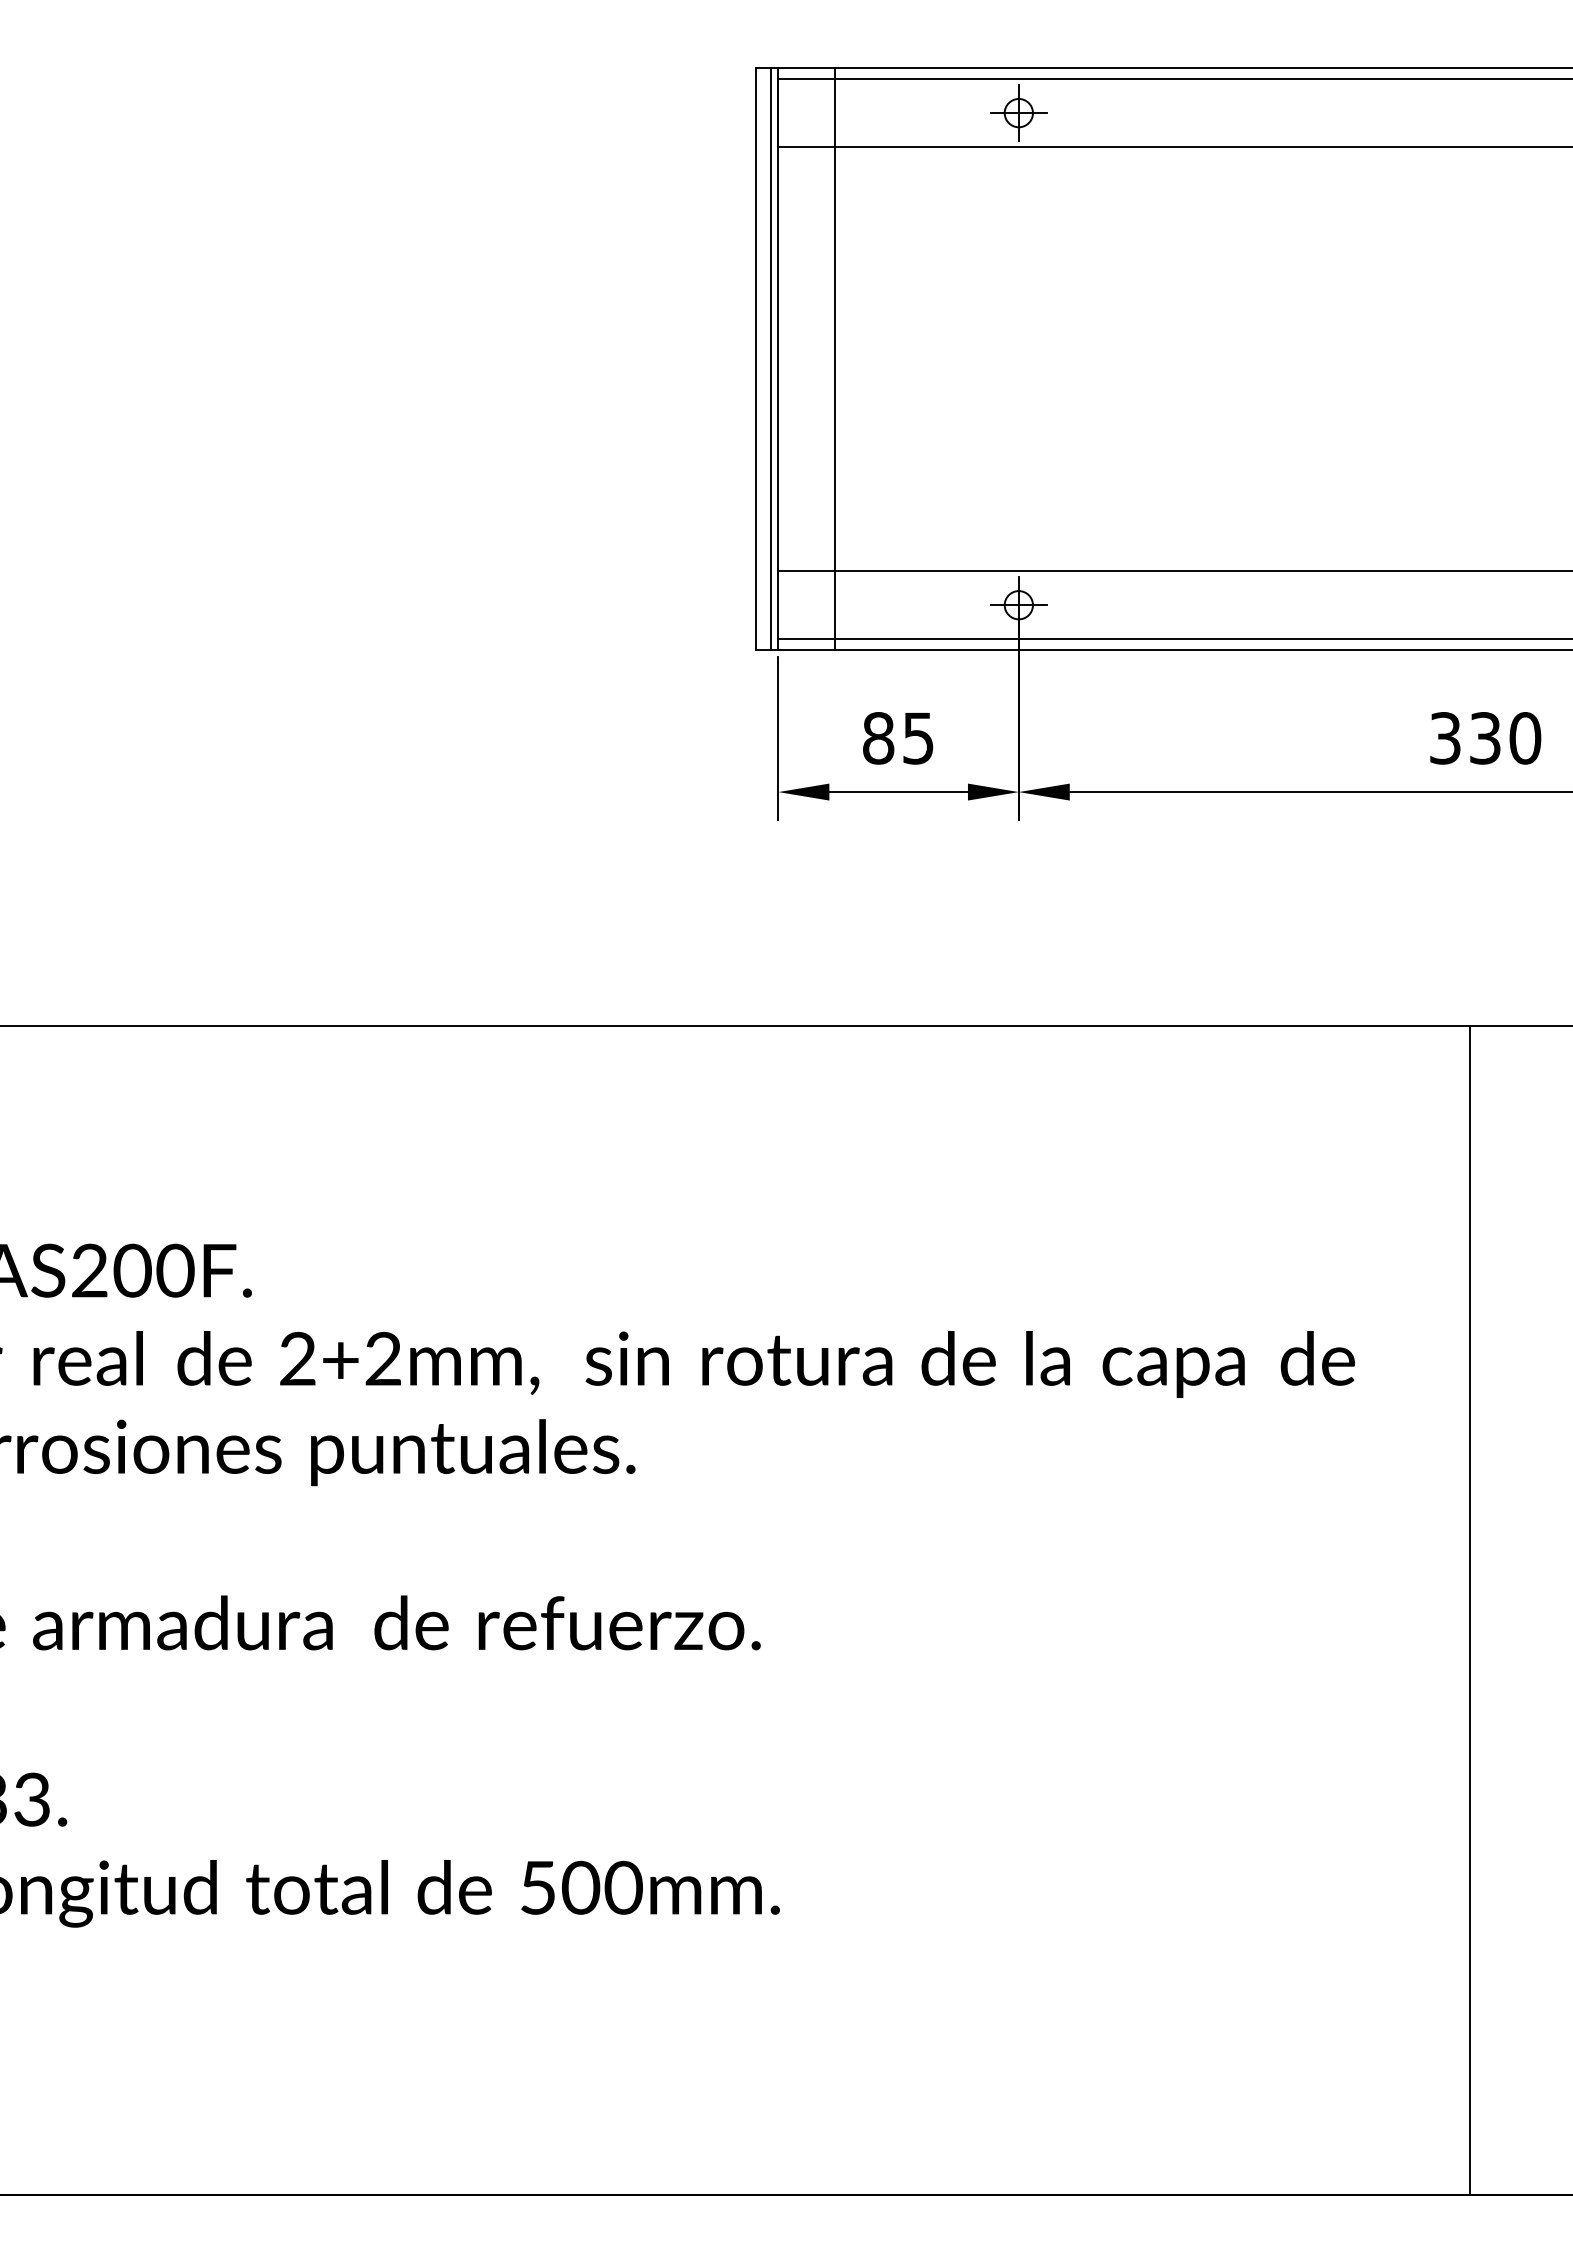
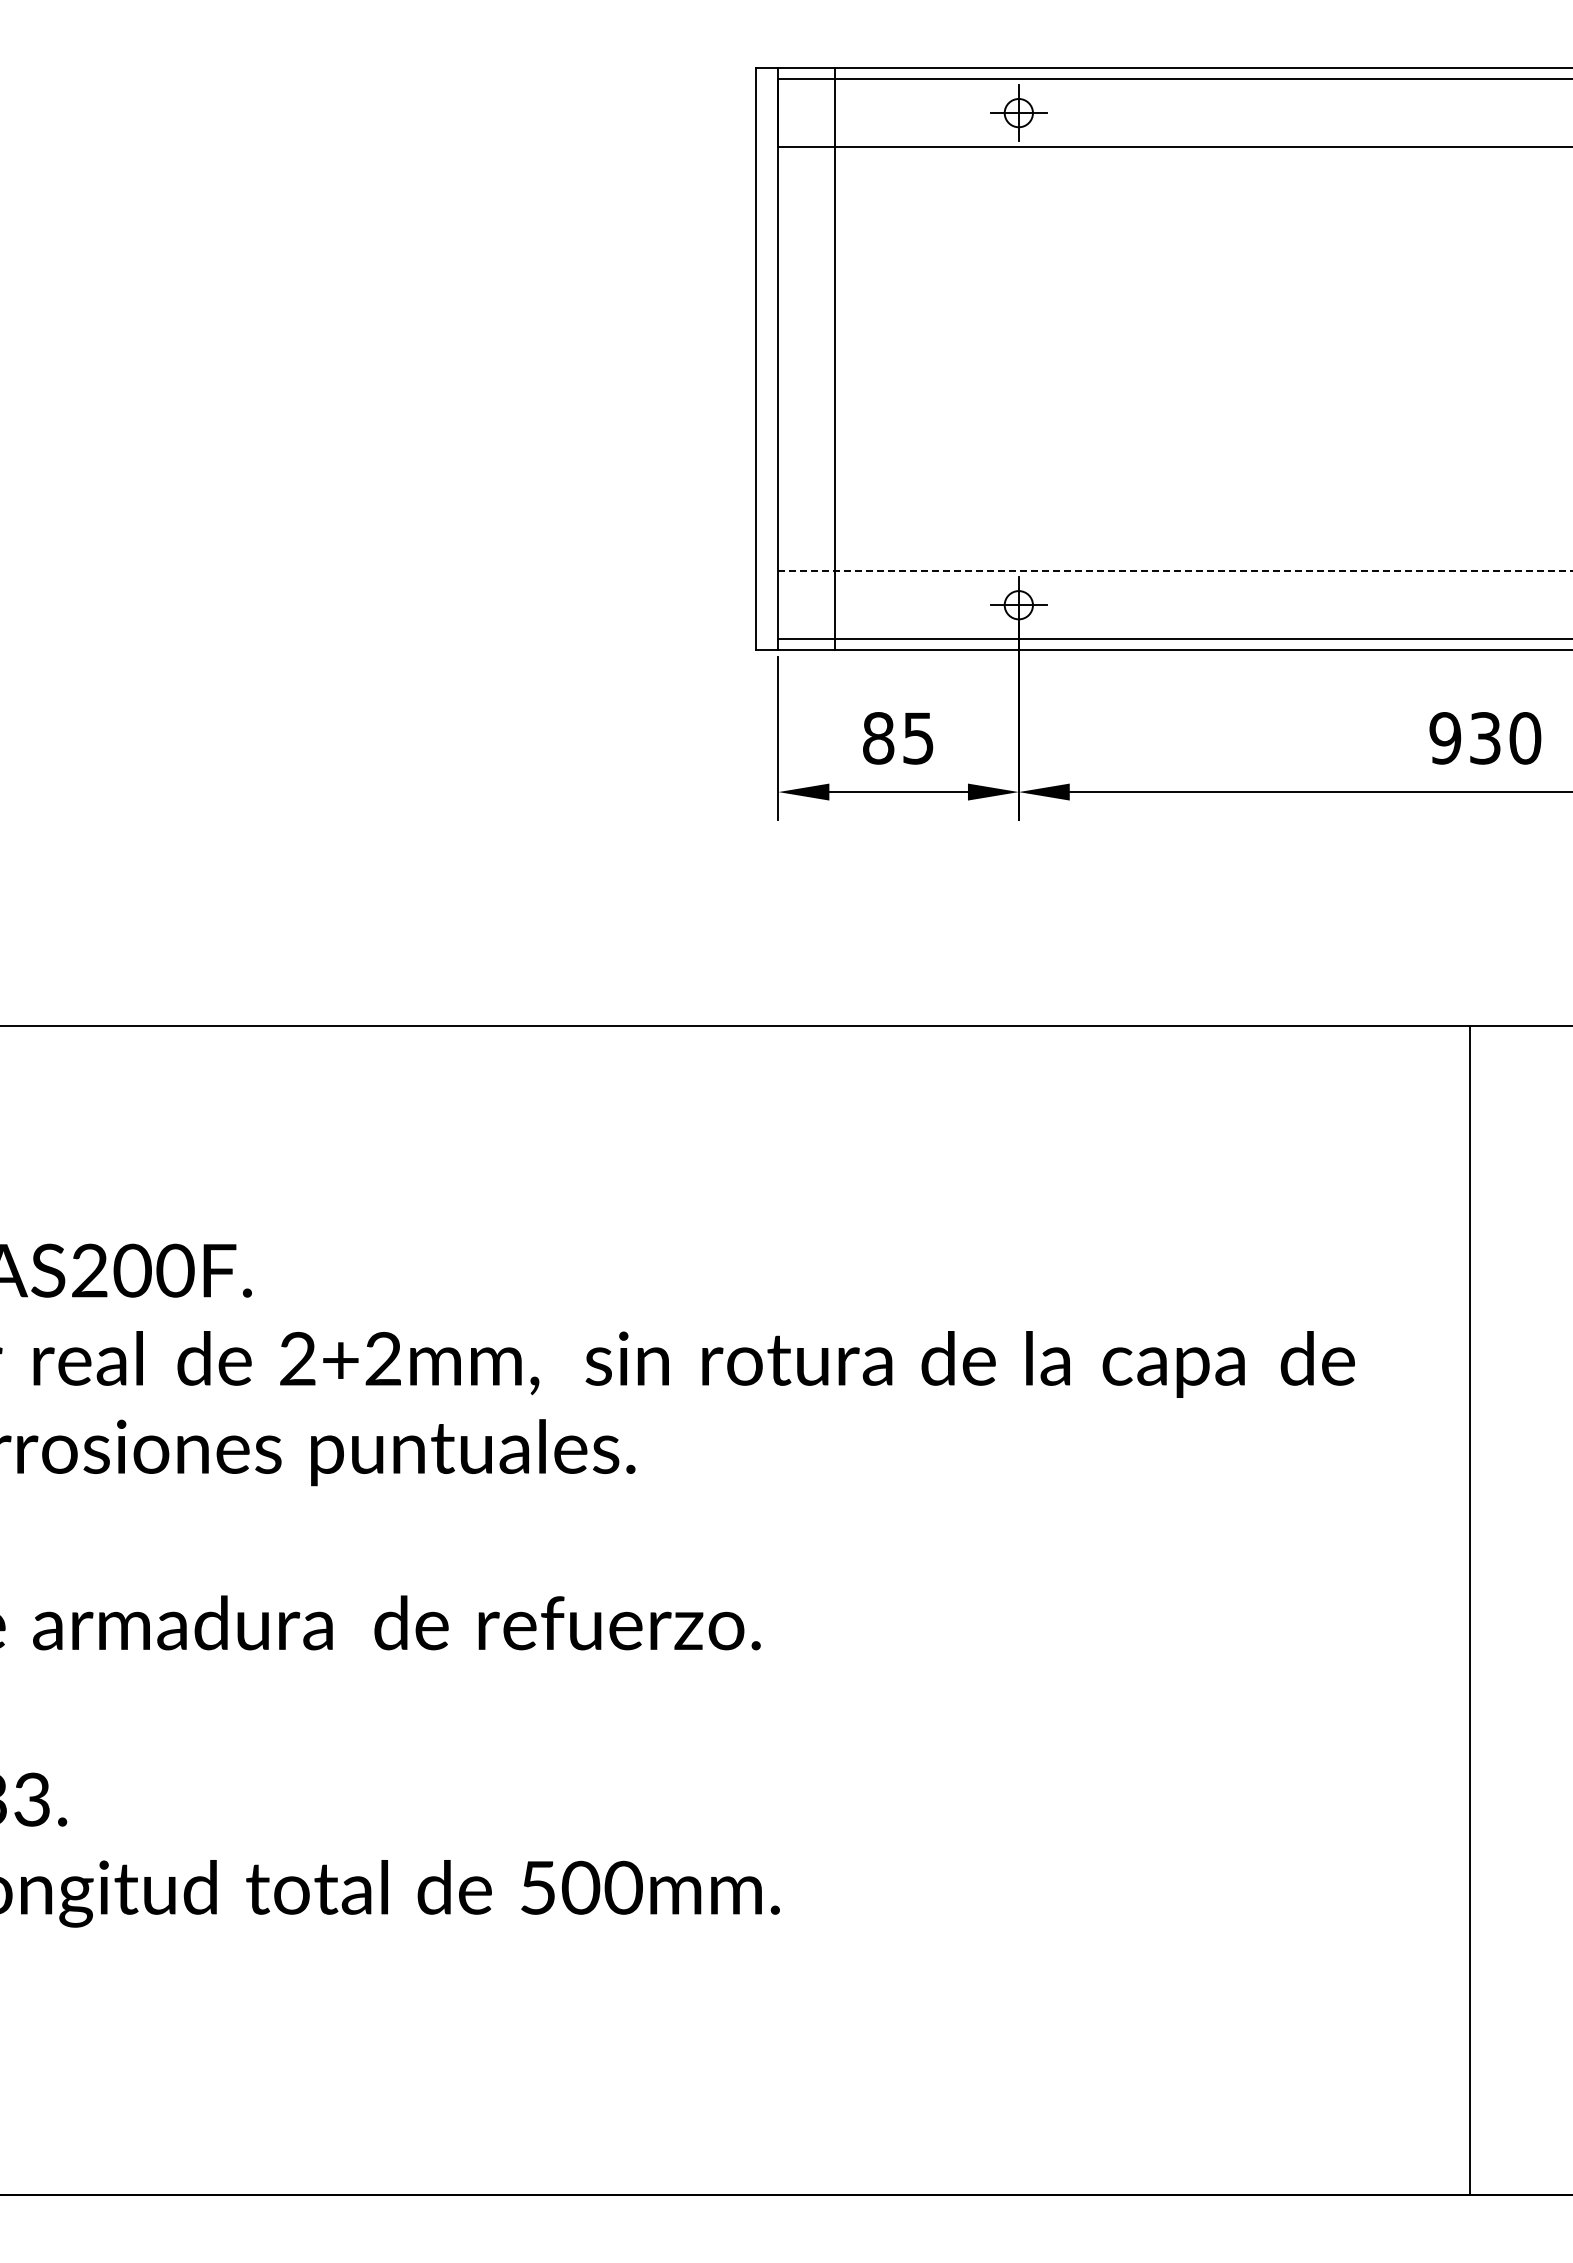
line: present -> none (771, 358)
line: solid -> dashed (1175, 571)
text: 330 -> 930 (1445, 738)
